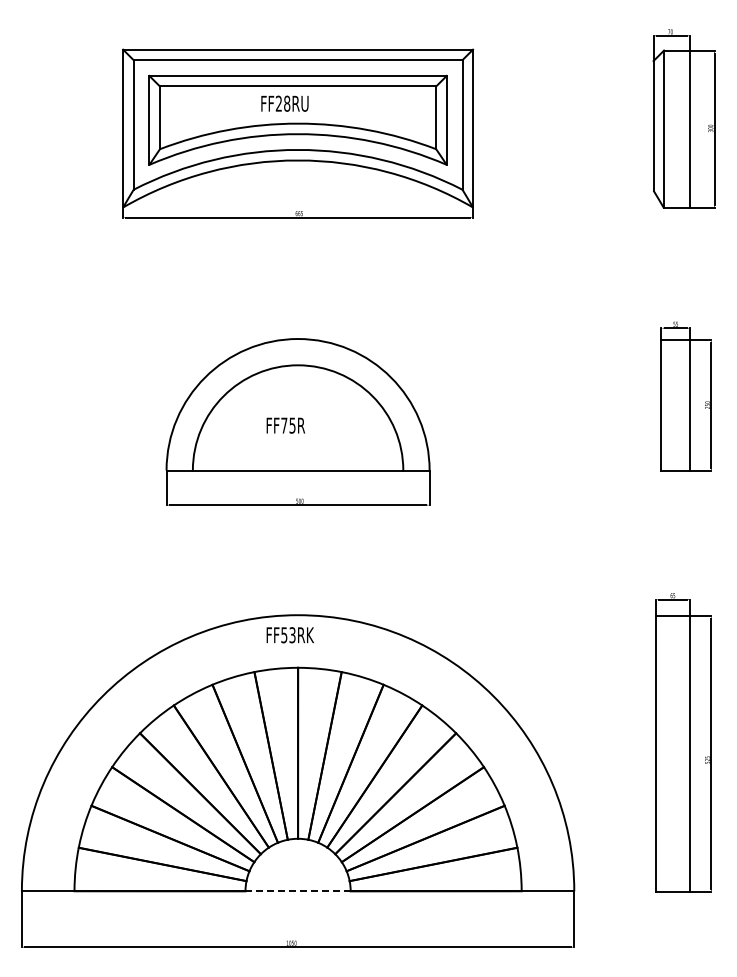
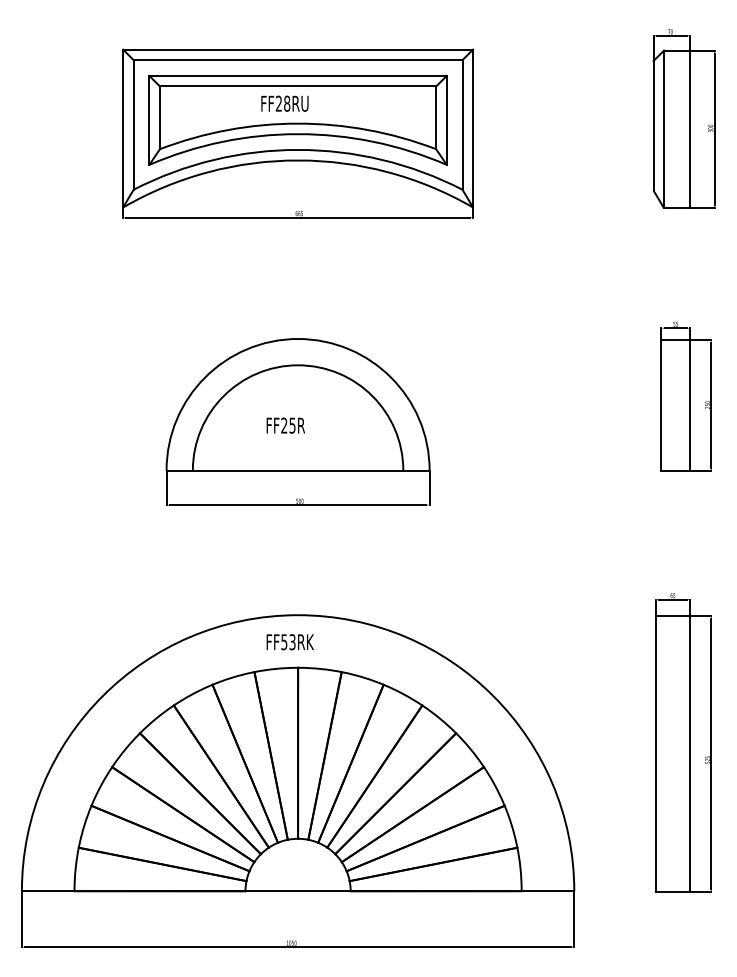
text: FF75R -> FF25R (284, 425)
text position: (289, 635) -> (289, 642) (289, 642)
line: dashed -> solid (298, 891)
